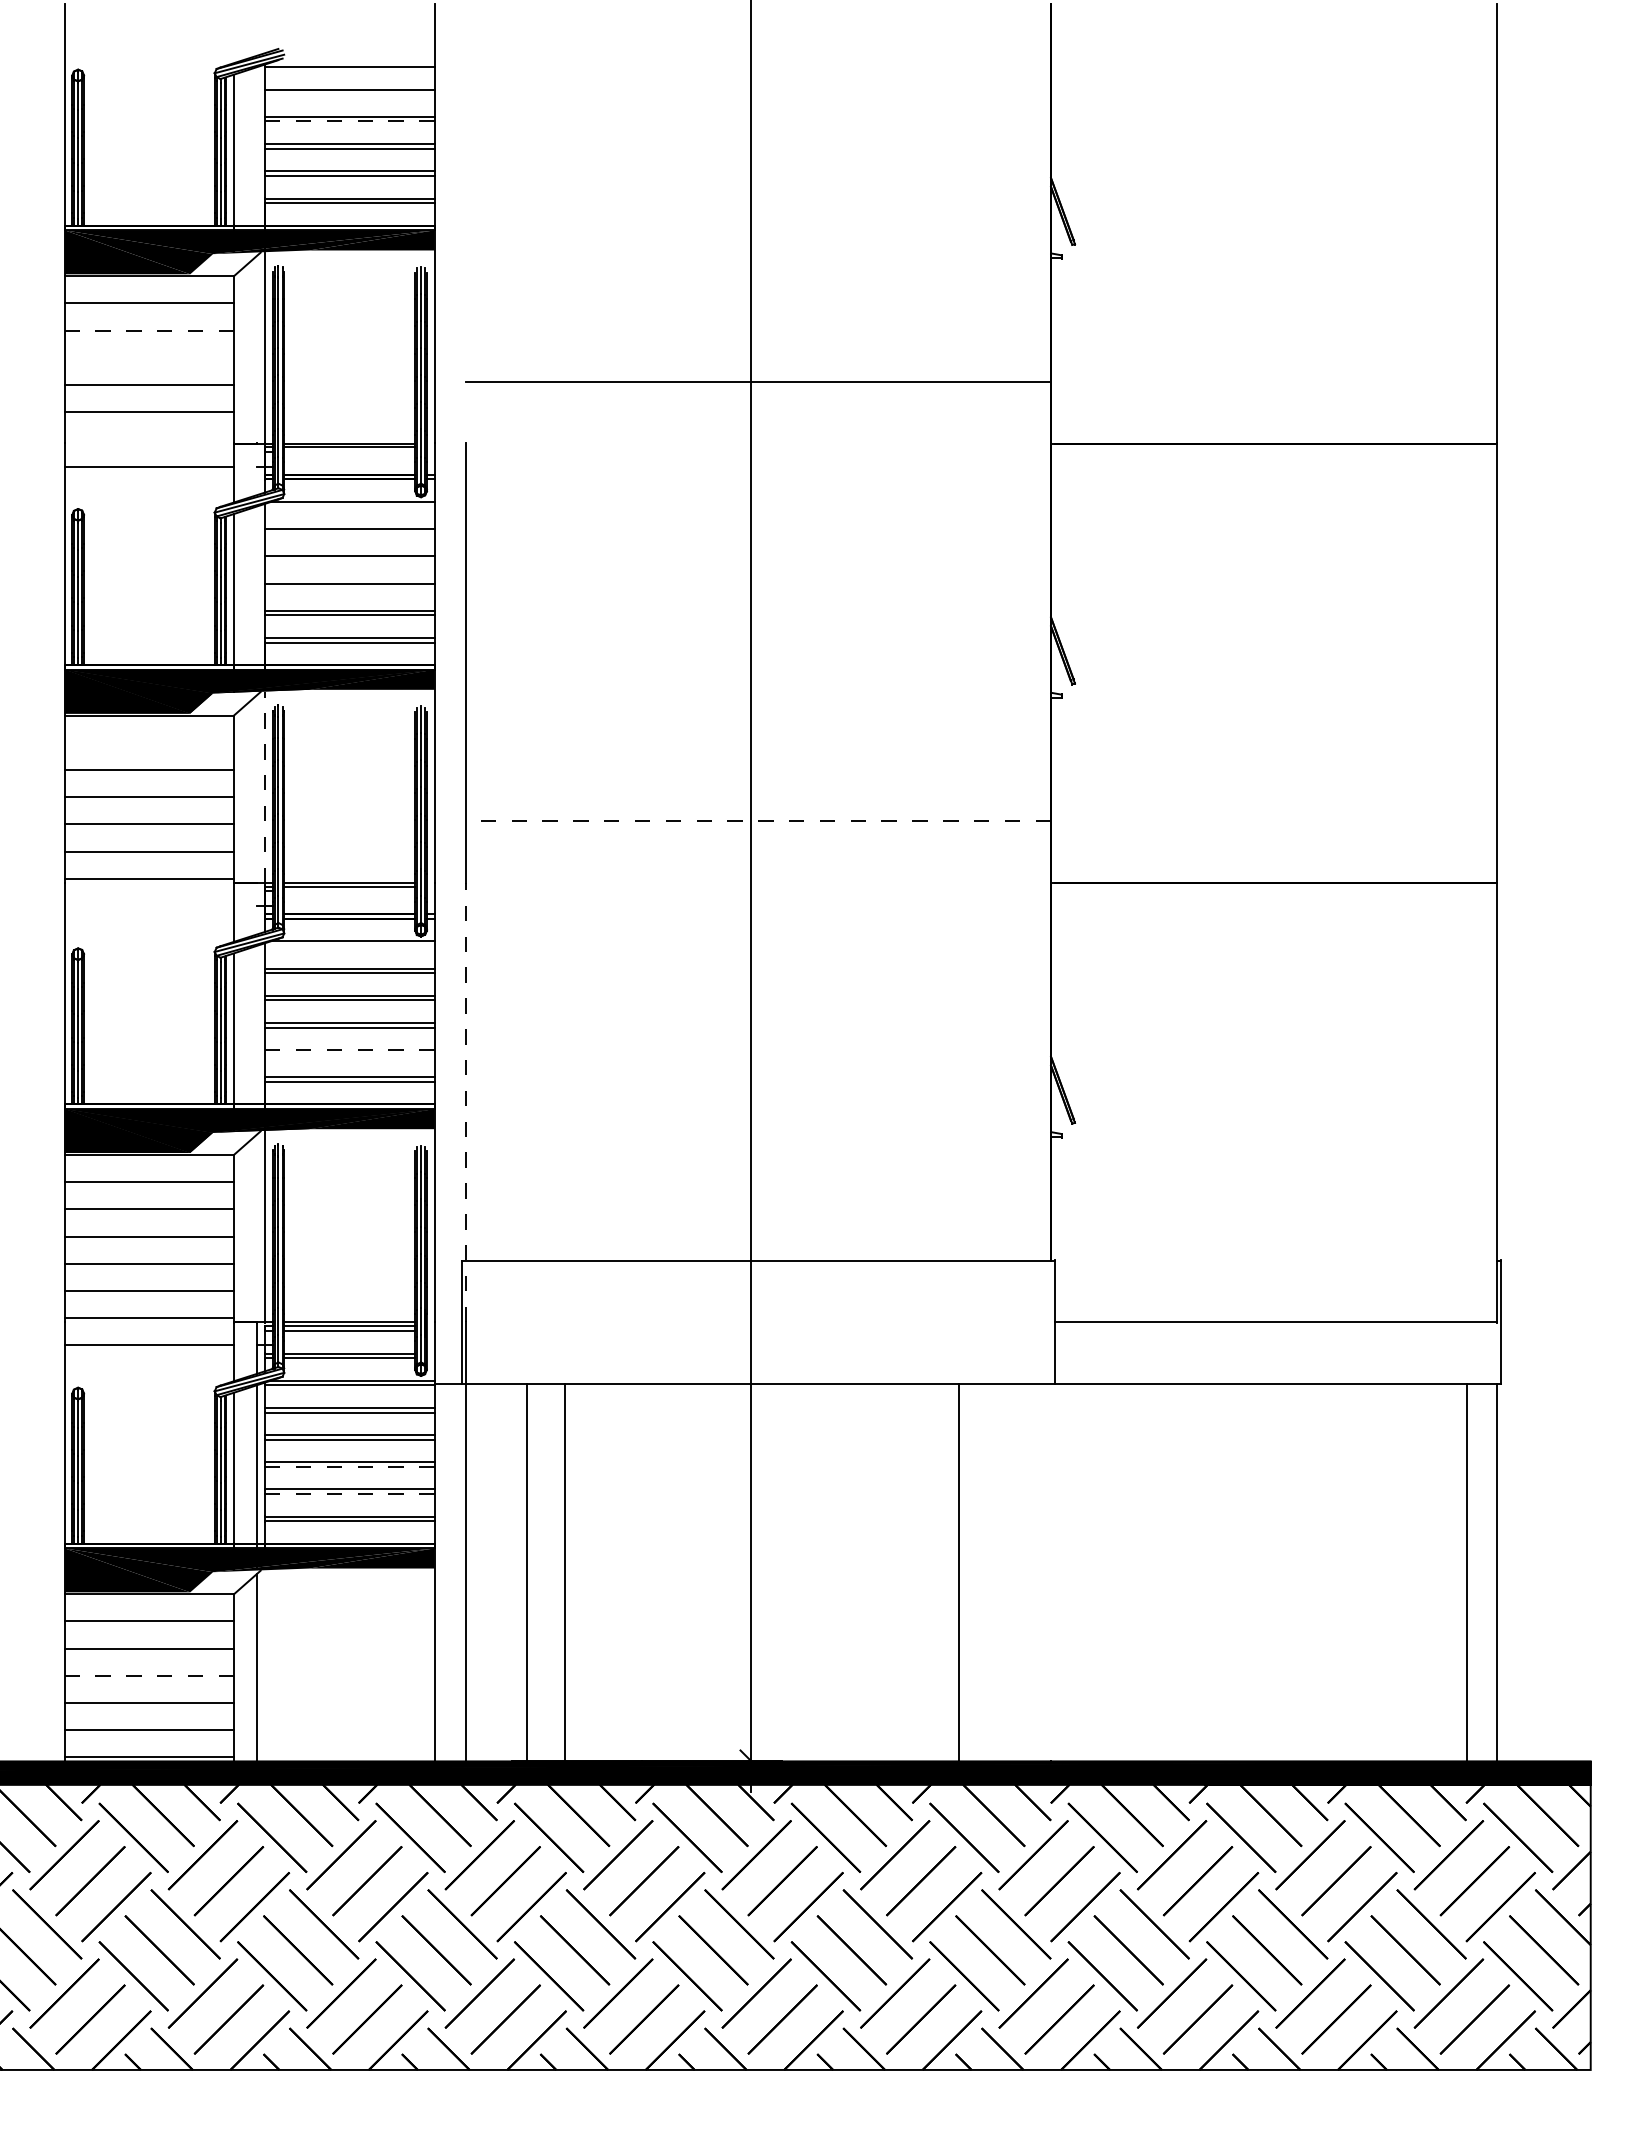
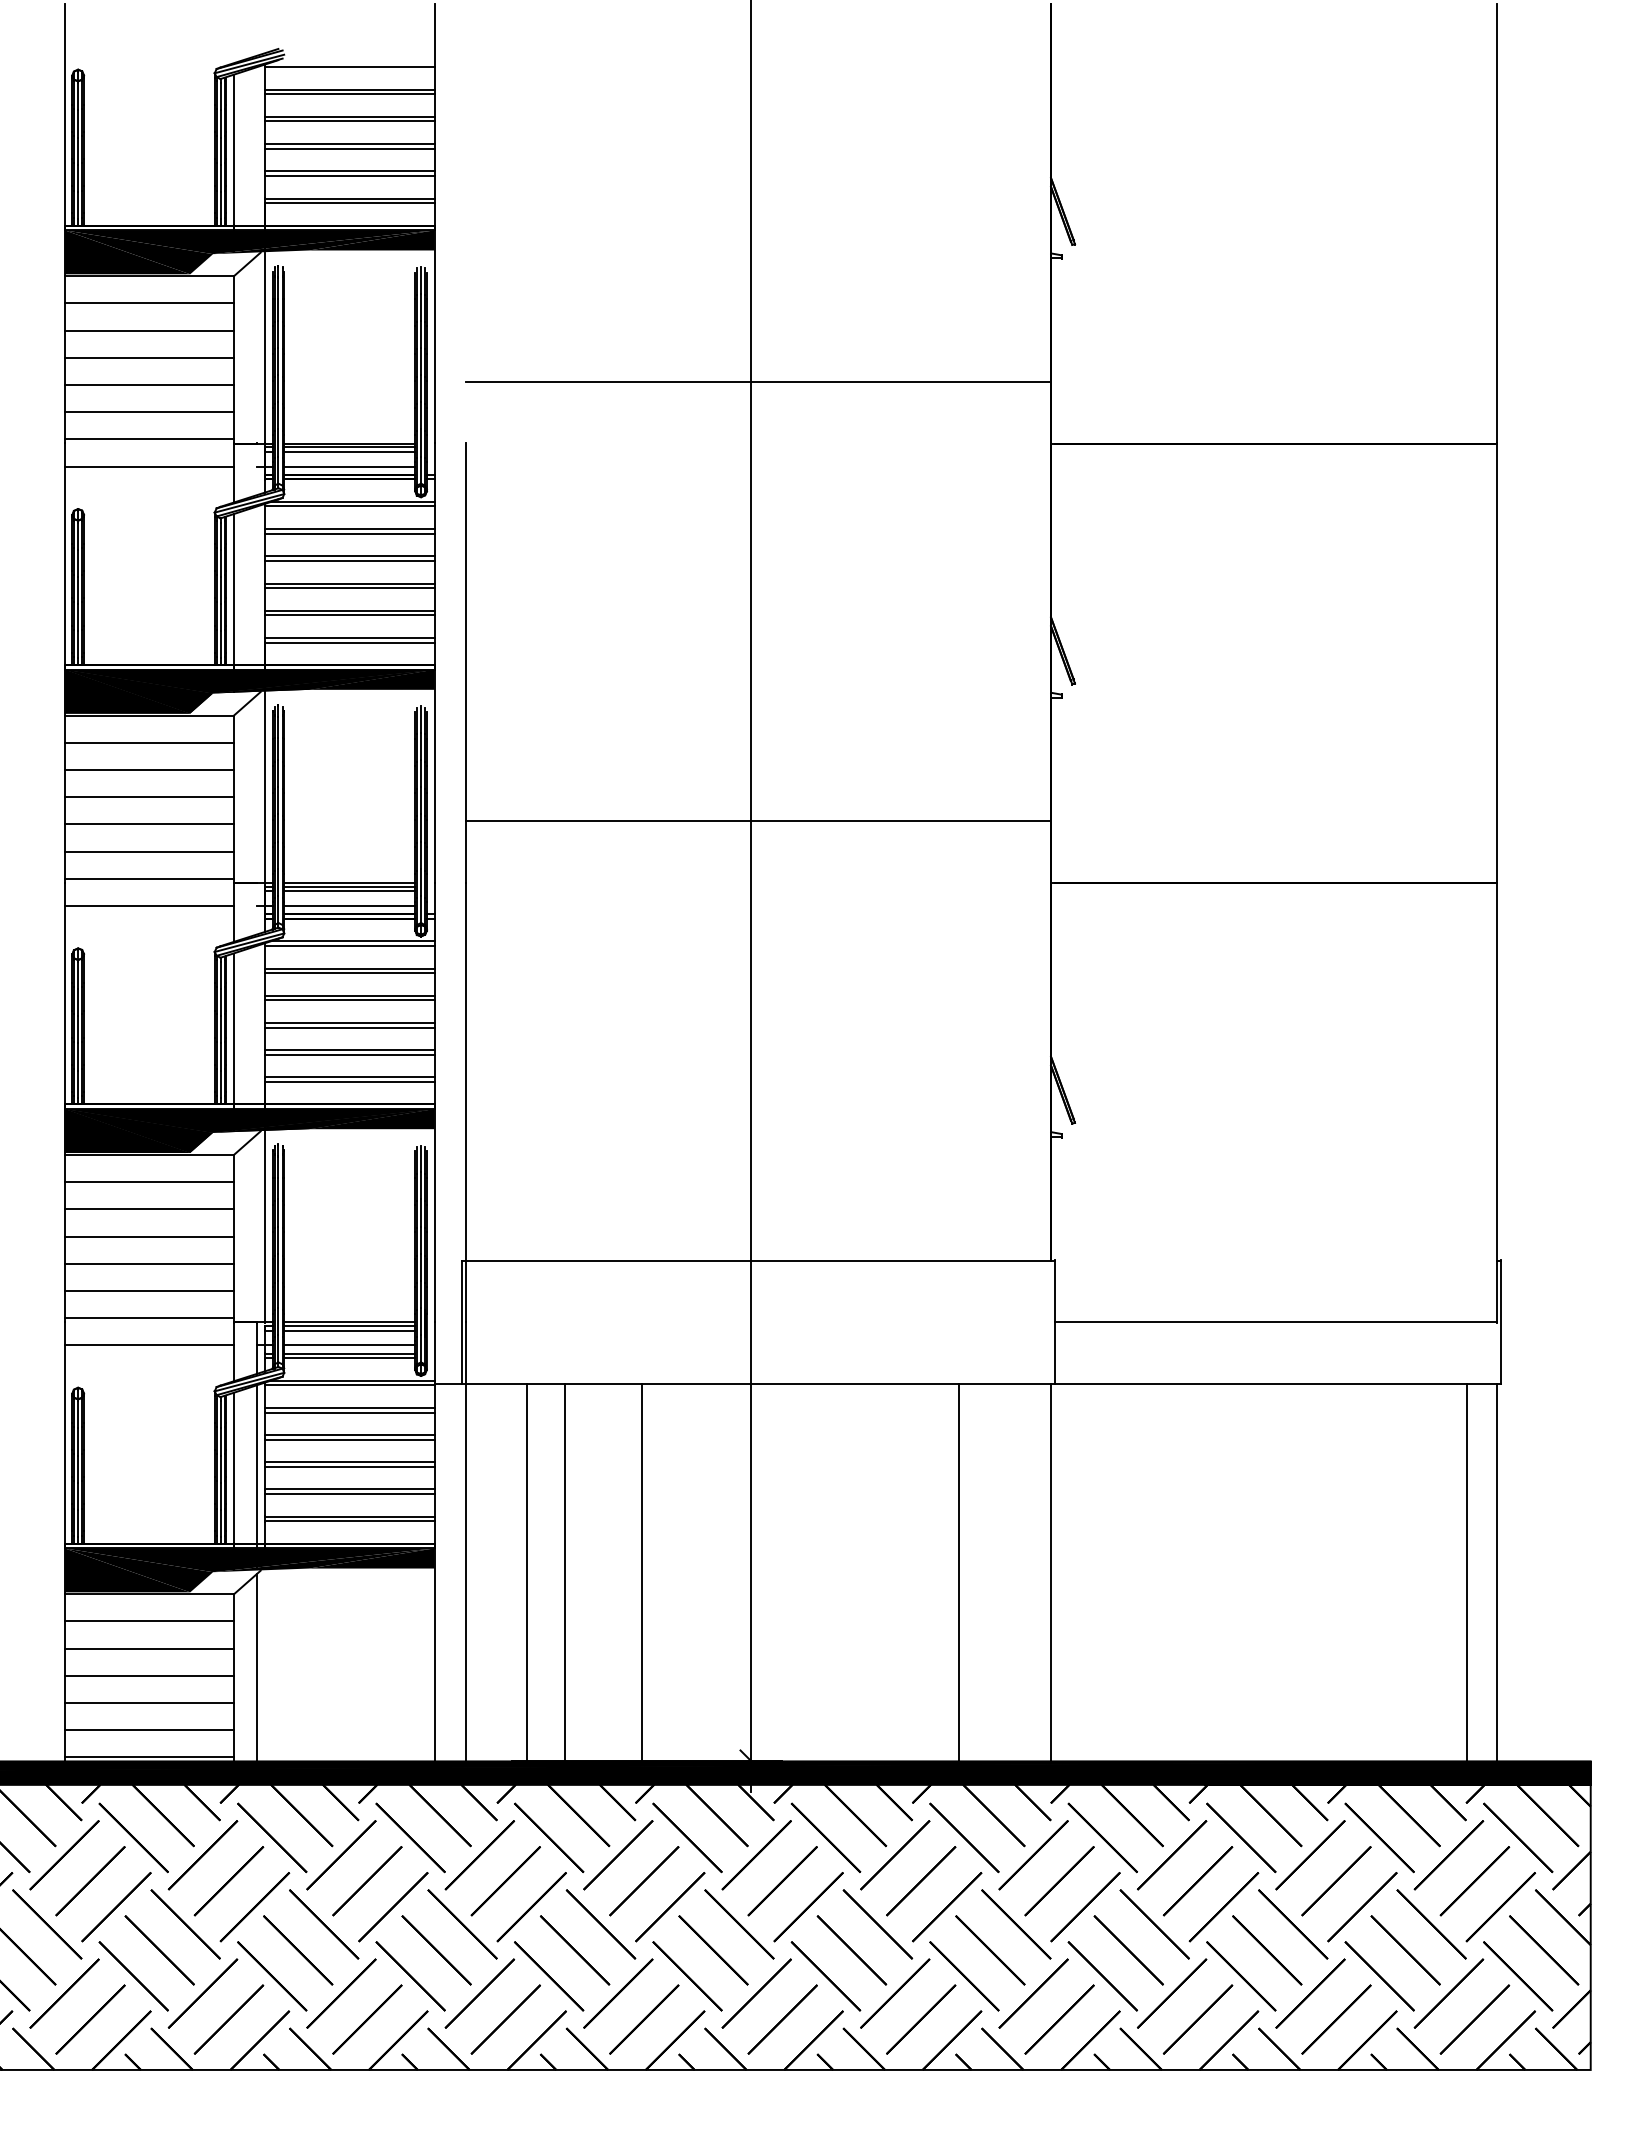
line: none -> present (349, 94)
line: dashed -> solid (349, 121)
line: dashed -> solid (149, 330)
line: none -> present (149, 357)
line: none -> present (149, 439)
line: none -> present (349, 452)
line: none -> present (349, 466)
line: none -> present (349, 506)
line: none -> present (349, 533)
line: none -> present (349, 560)
line: none -> present (349, 588)
line: none -> present (149, 742)
line: dashed -> solid (264, 786)
line: dashed -> solid (758, 821)
line: none -> present (349, 891)
line: none -> present (149, 906)
line: none -> present (349, 906)
line: none -> present (349, 945)
line: dashed -> solid (349, 1049)
line: none -> present (349, 1054)
line: dashed -> solid (465, 1102)
line: none -> present (349, 1345)
line: dashed -> solid (349, 1466)
line: dashed -> solid (349, 1493)
line: none -> present (642, 1572)
line: none -> present (1051, 1572)
line: dashed -> solid (149, 1676)
